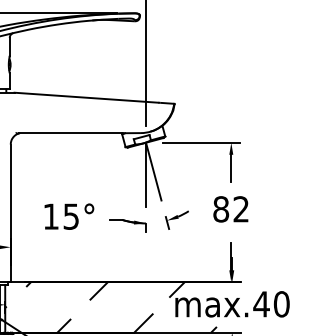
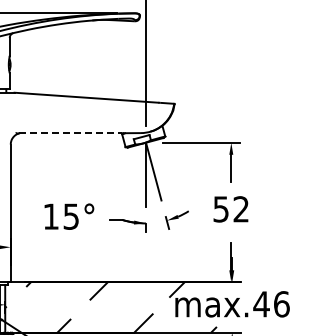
line: solid -> dashed (70, 133)
text: 82 -> 52 (221, 209)
text: max.40 -> max.46 (281, 304)
